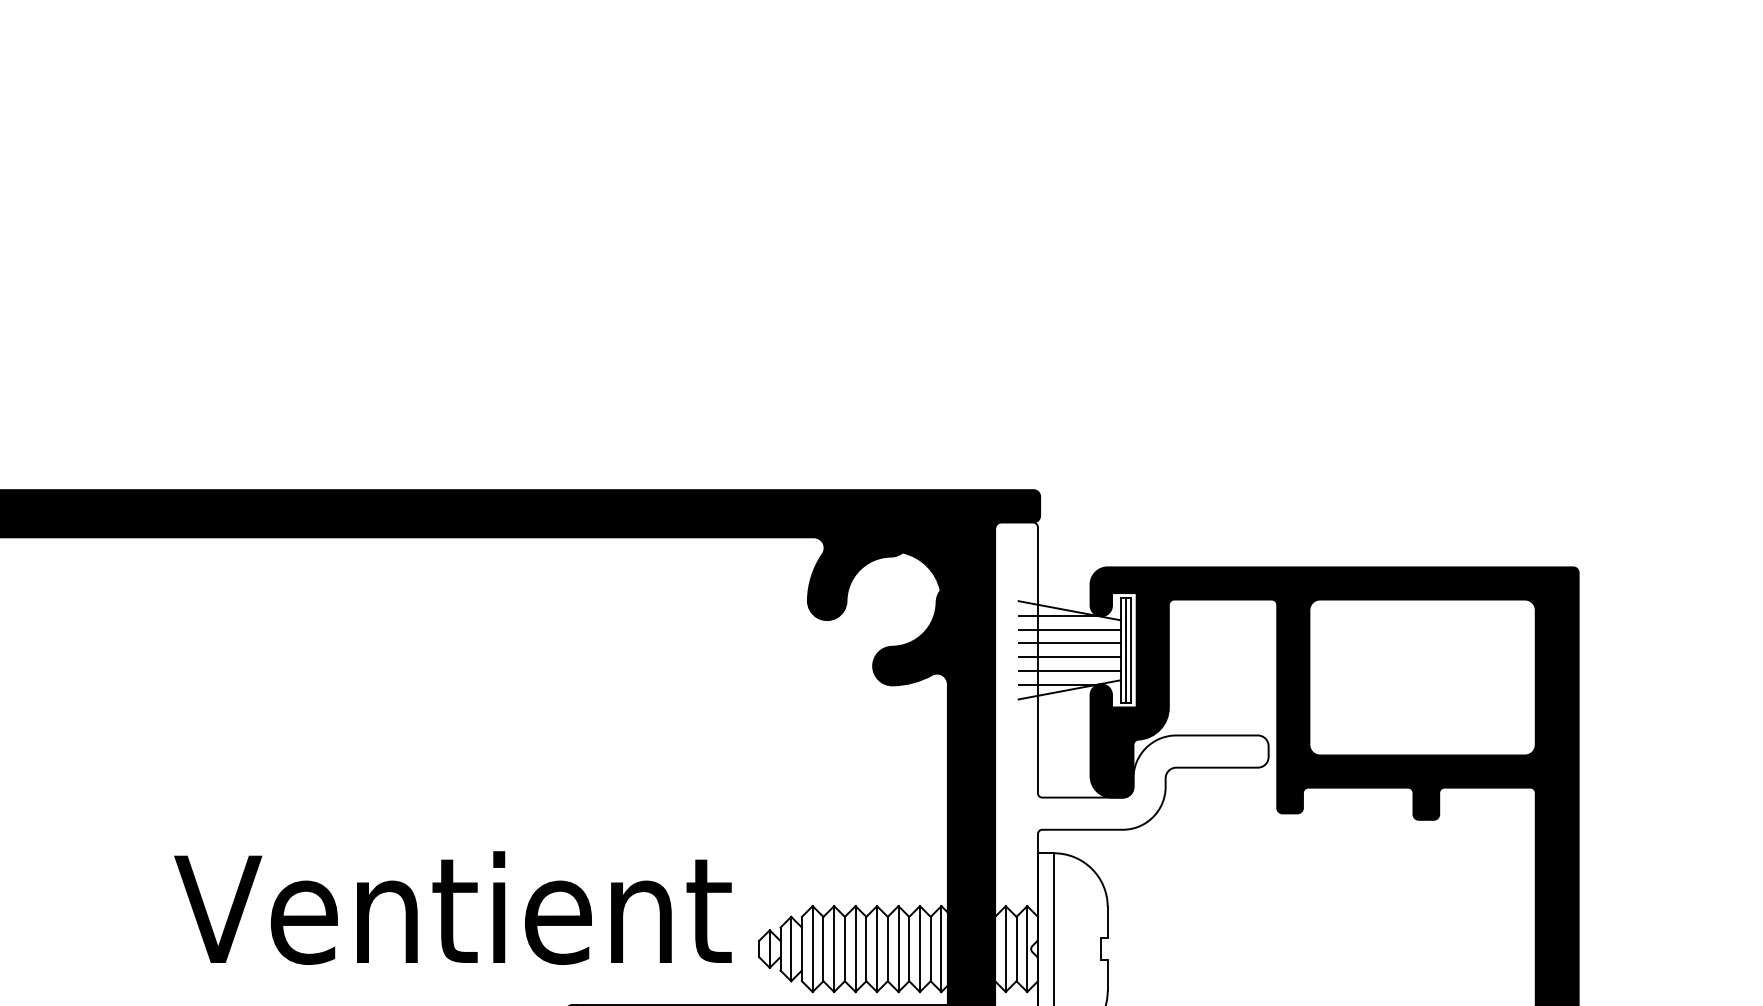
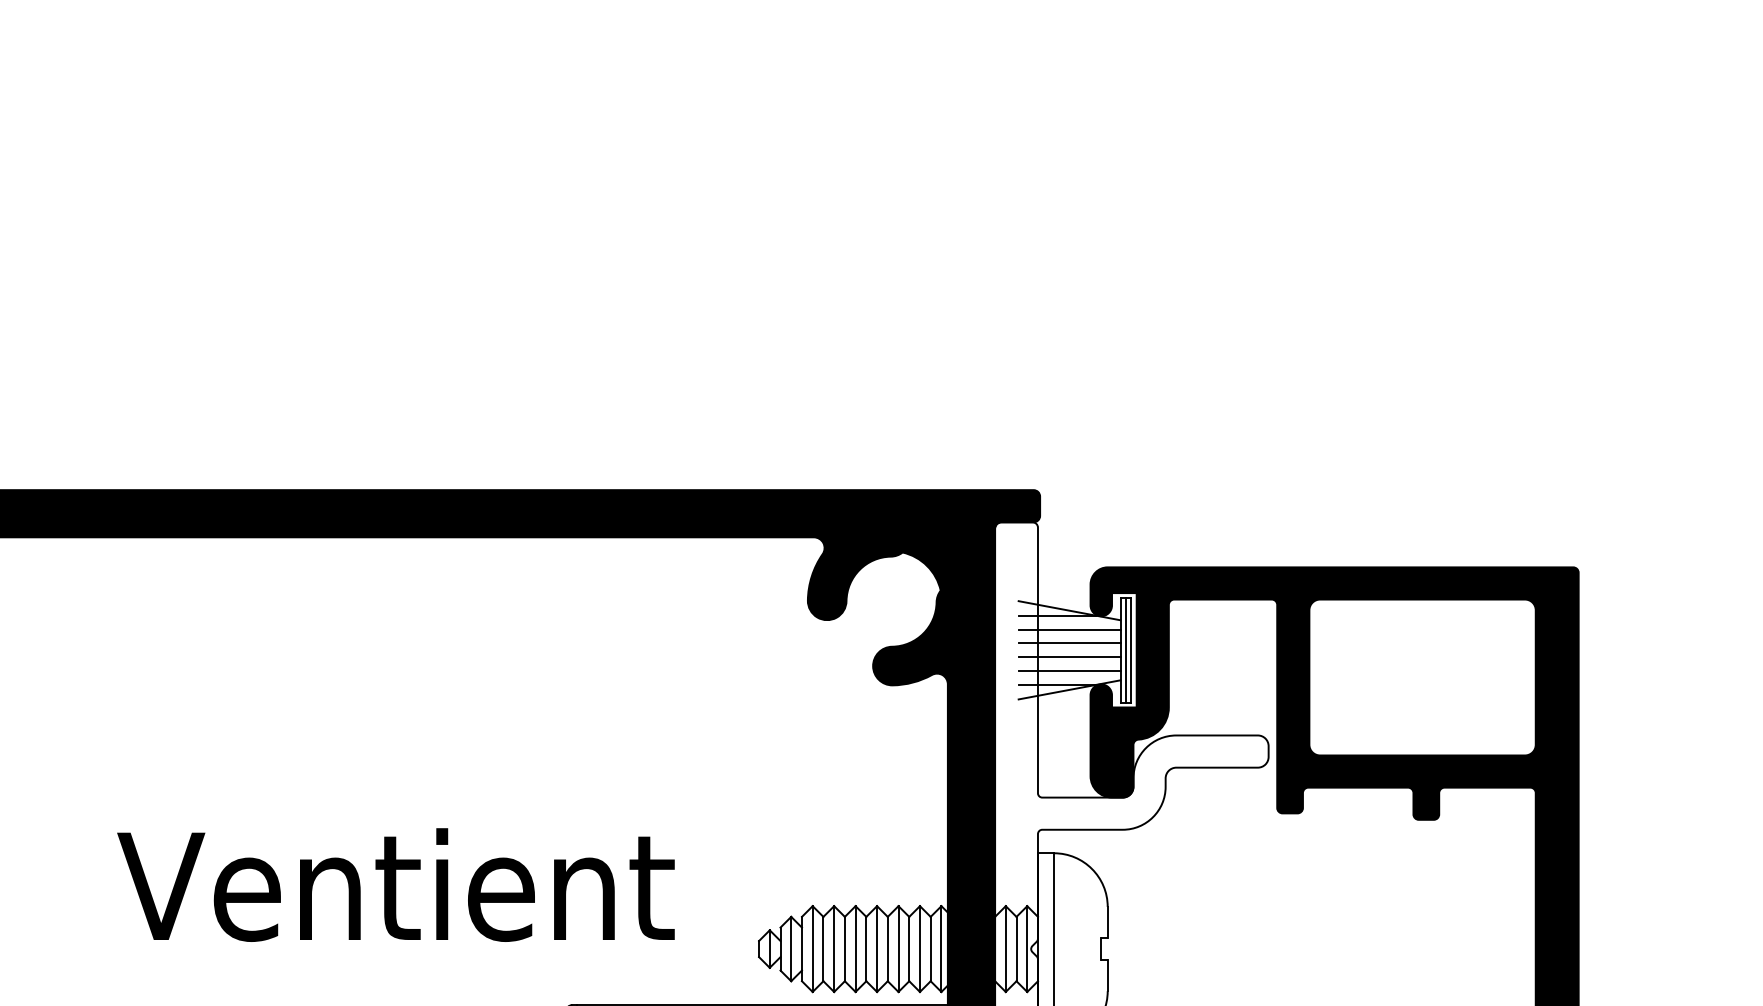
text position: (452, 907) -> (395, 884) (395, 884)
